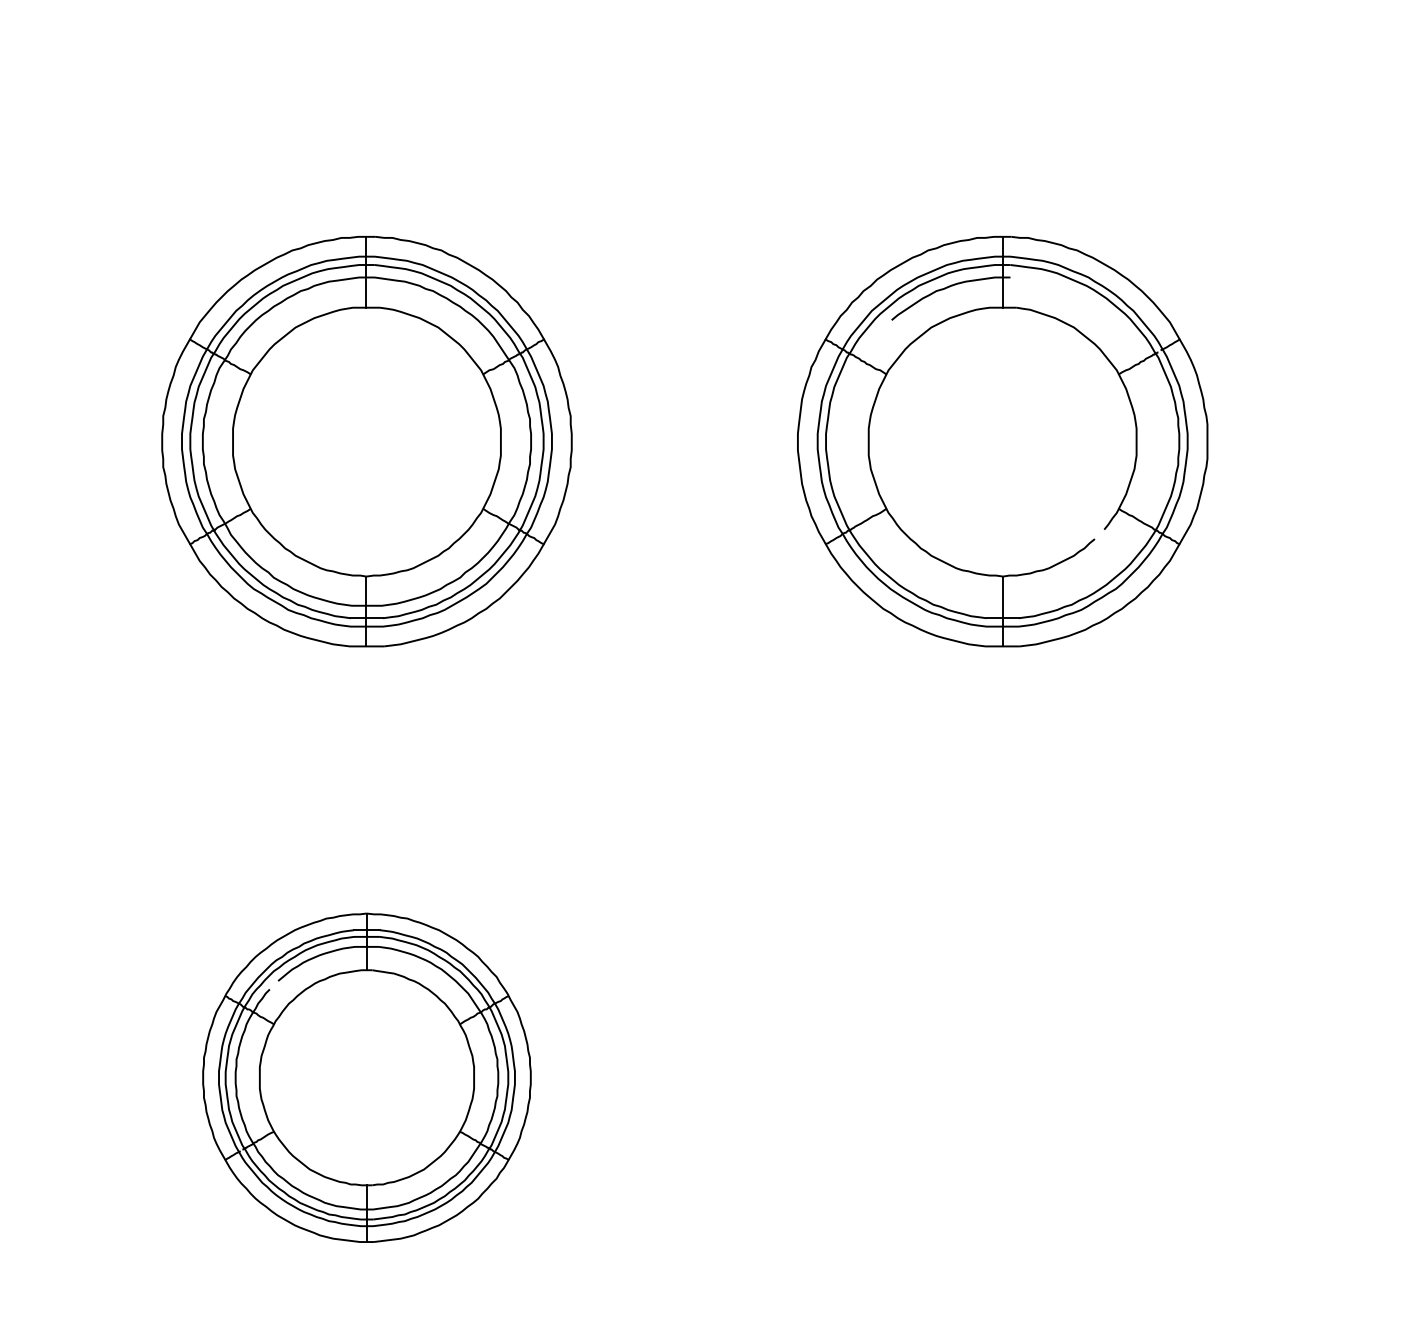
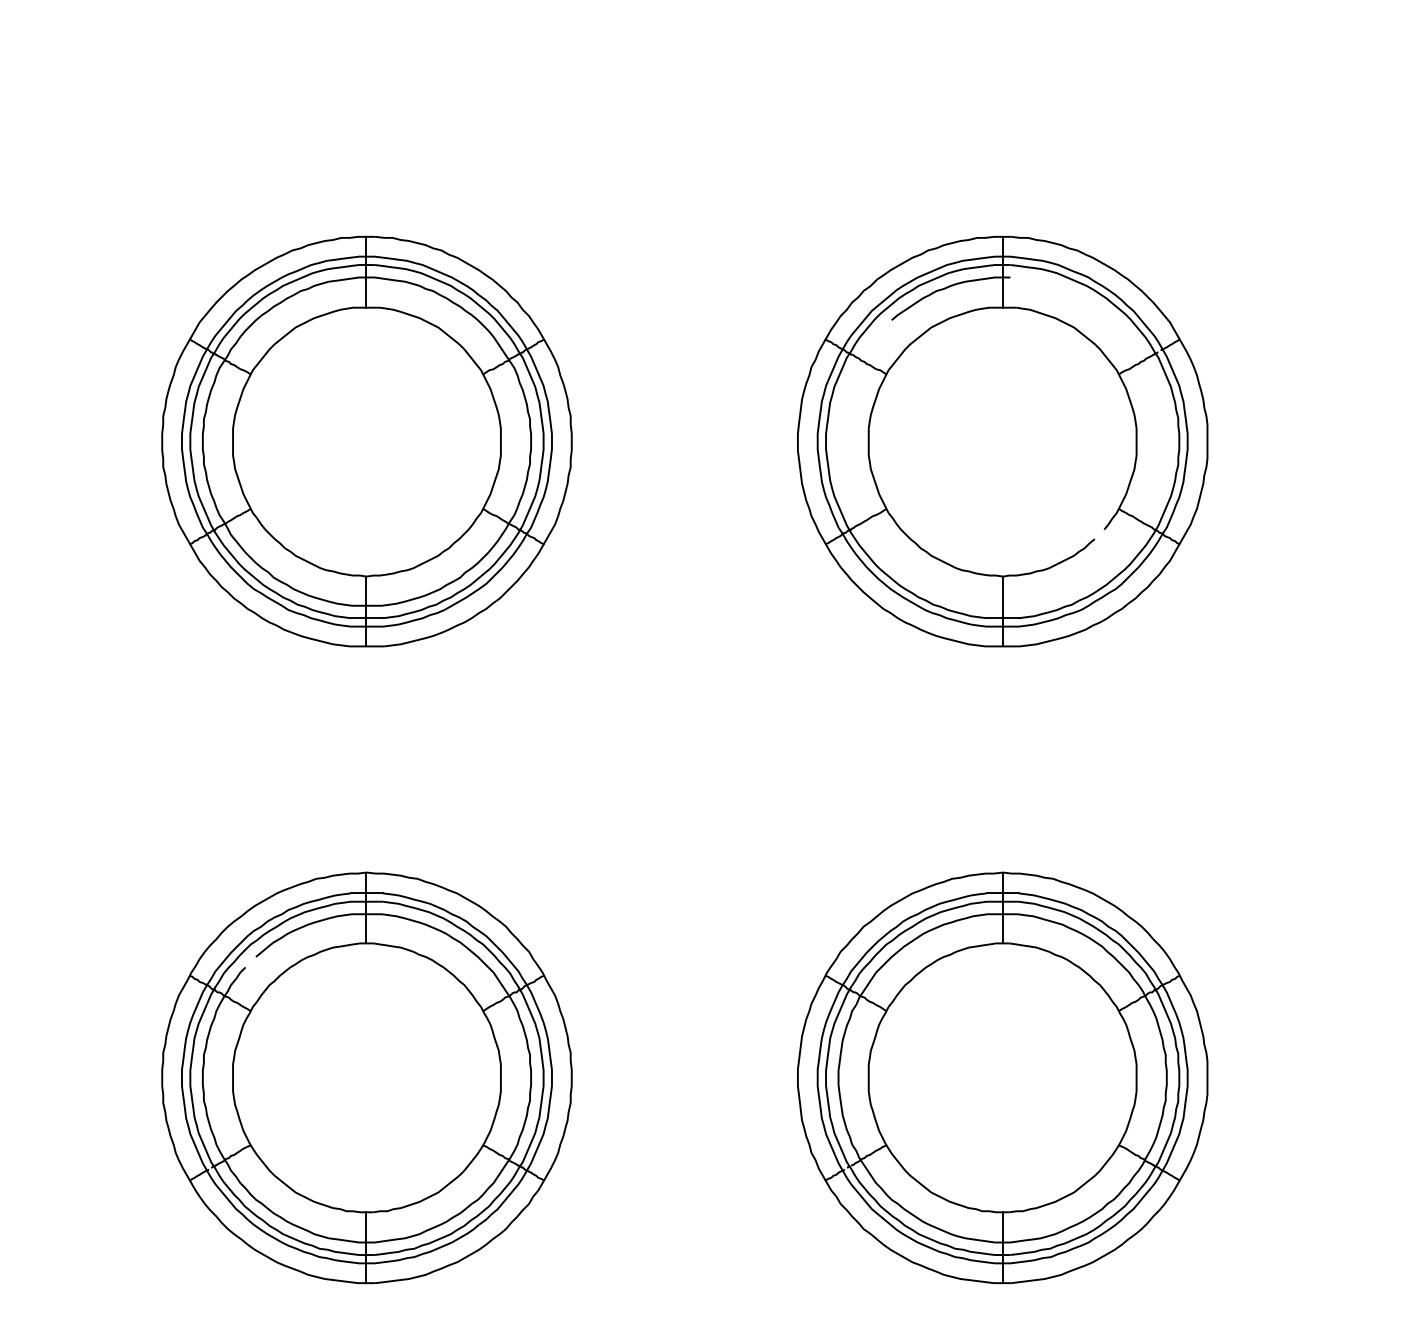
part size: 330x331 px -> 412x413 px (366, 1077)
part: none -> present (1002, 1077)
